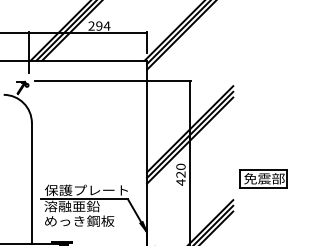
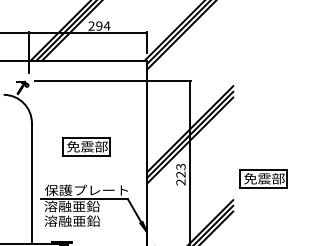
part: none -> present (86, 146)
text: 420 -> 223 (180, 174)
text: めっき鋼板 -> 溶融亜鉛 (79, 220)
